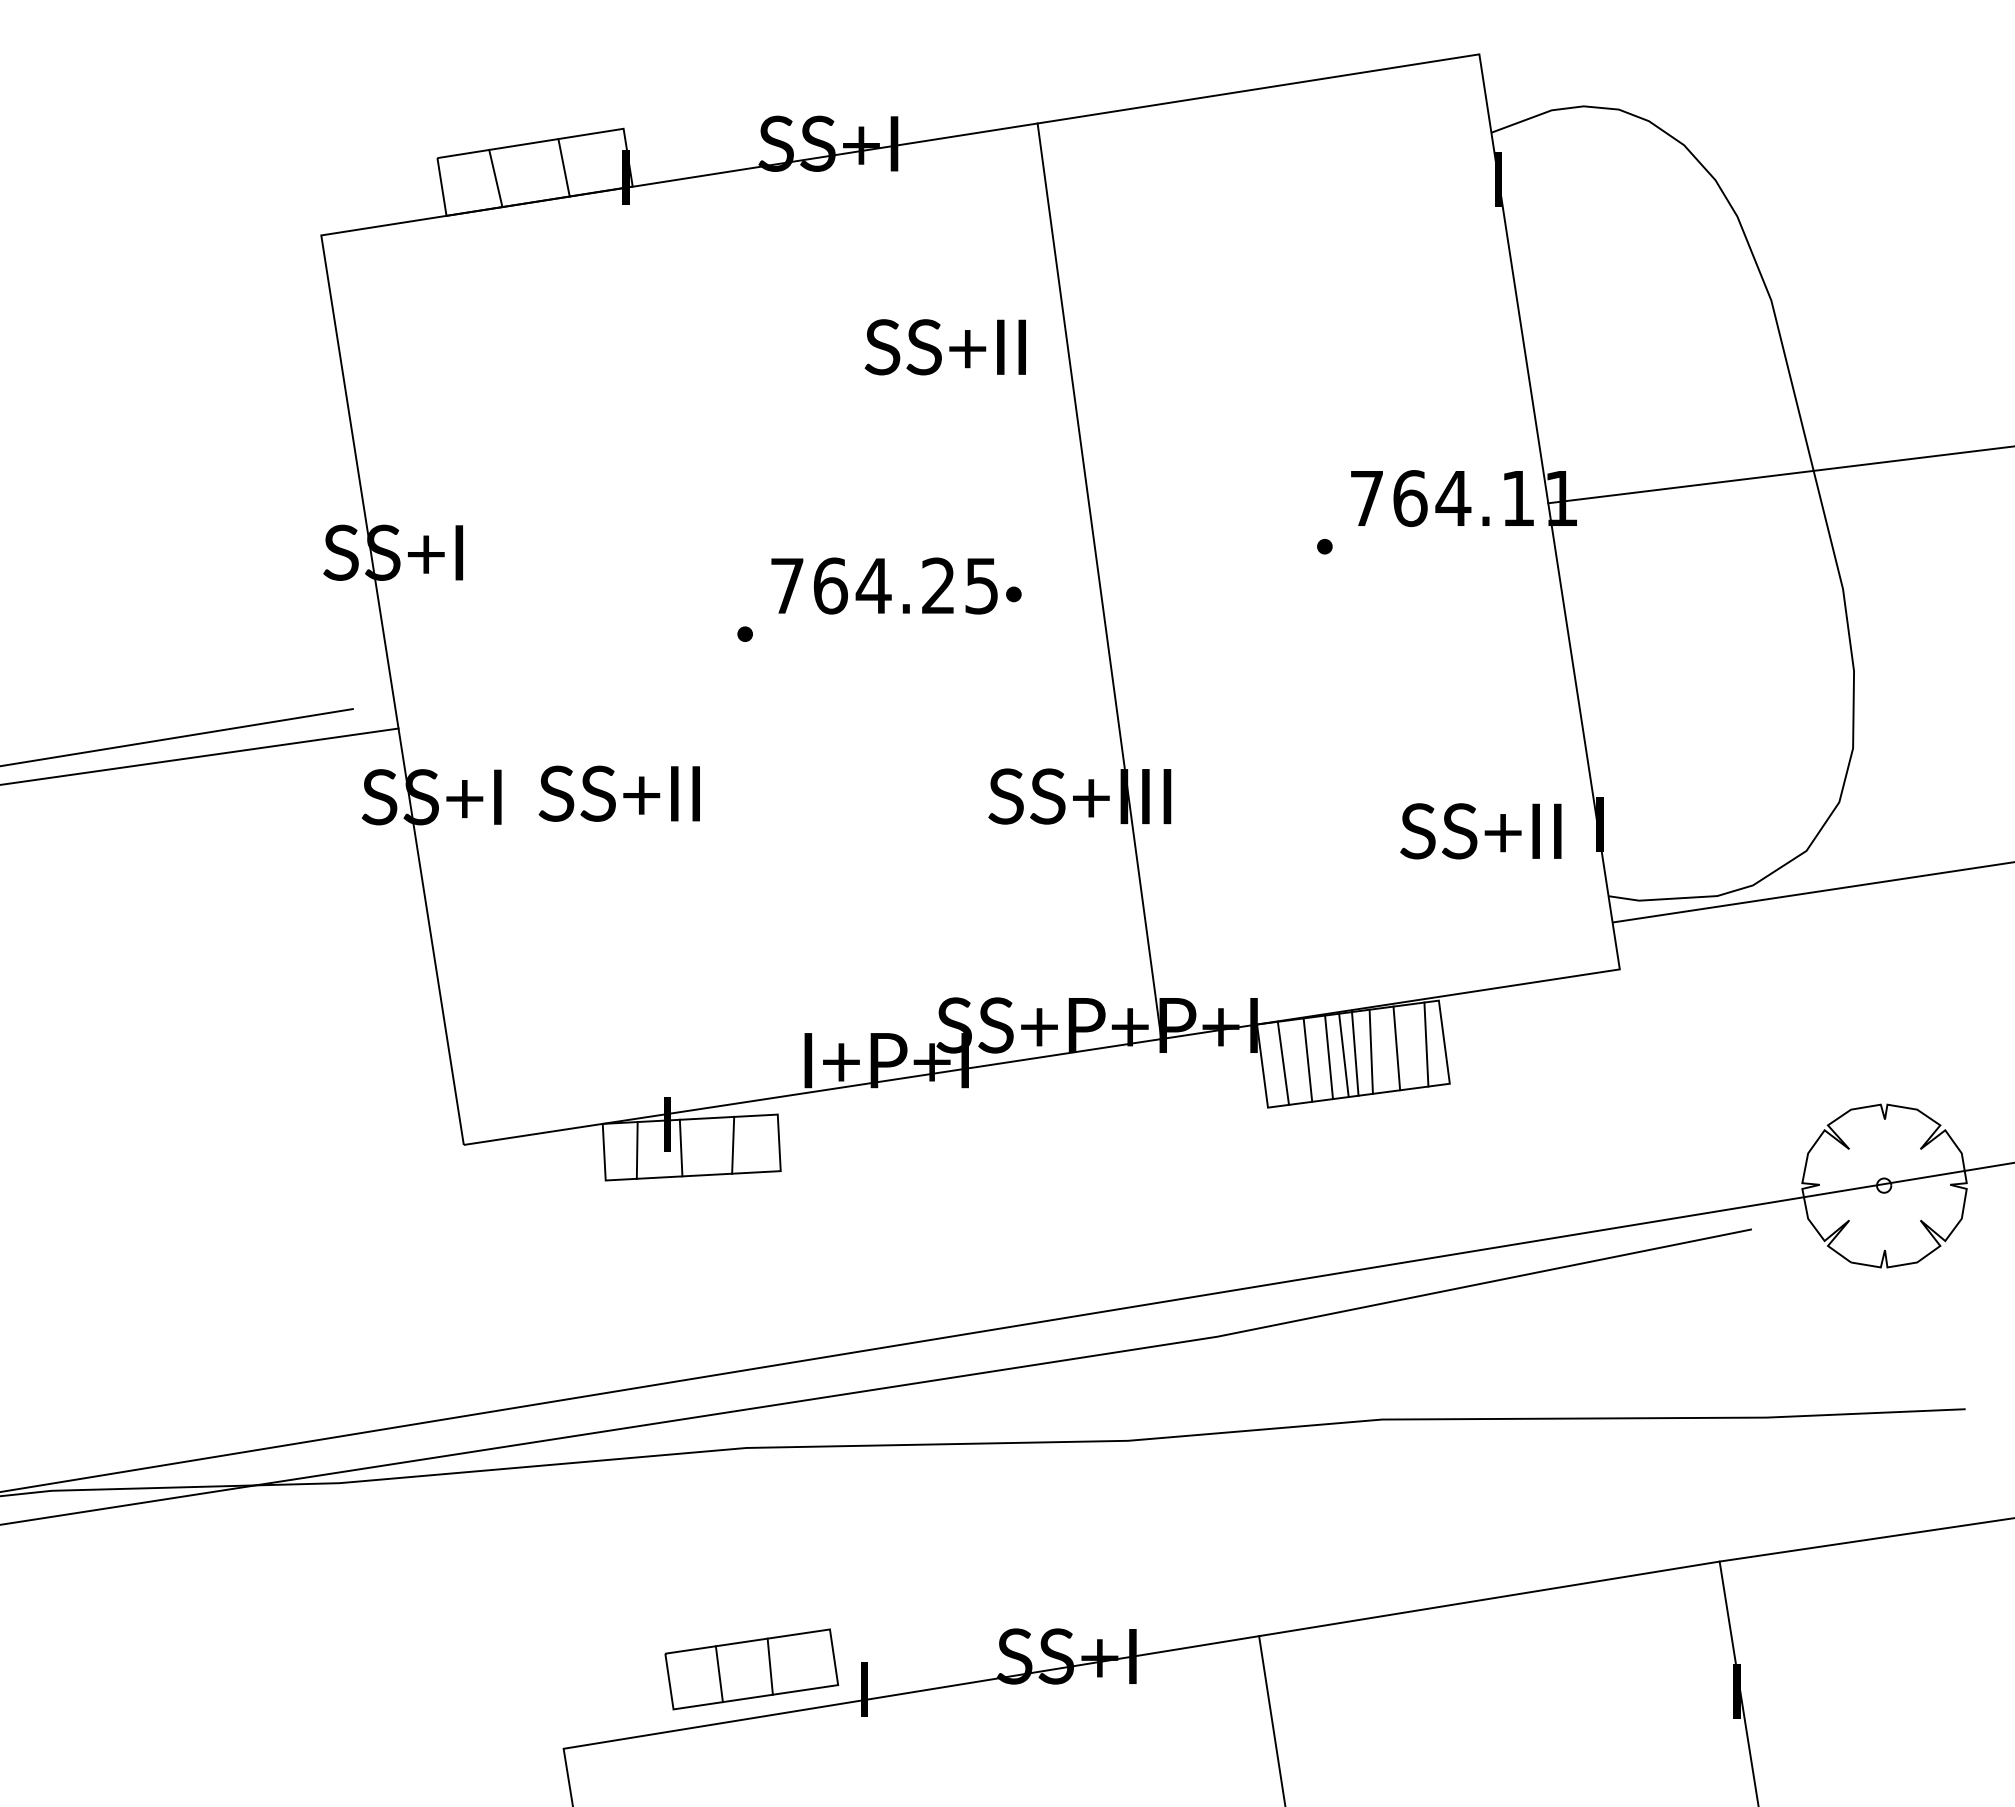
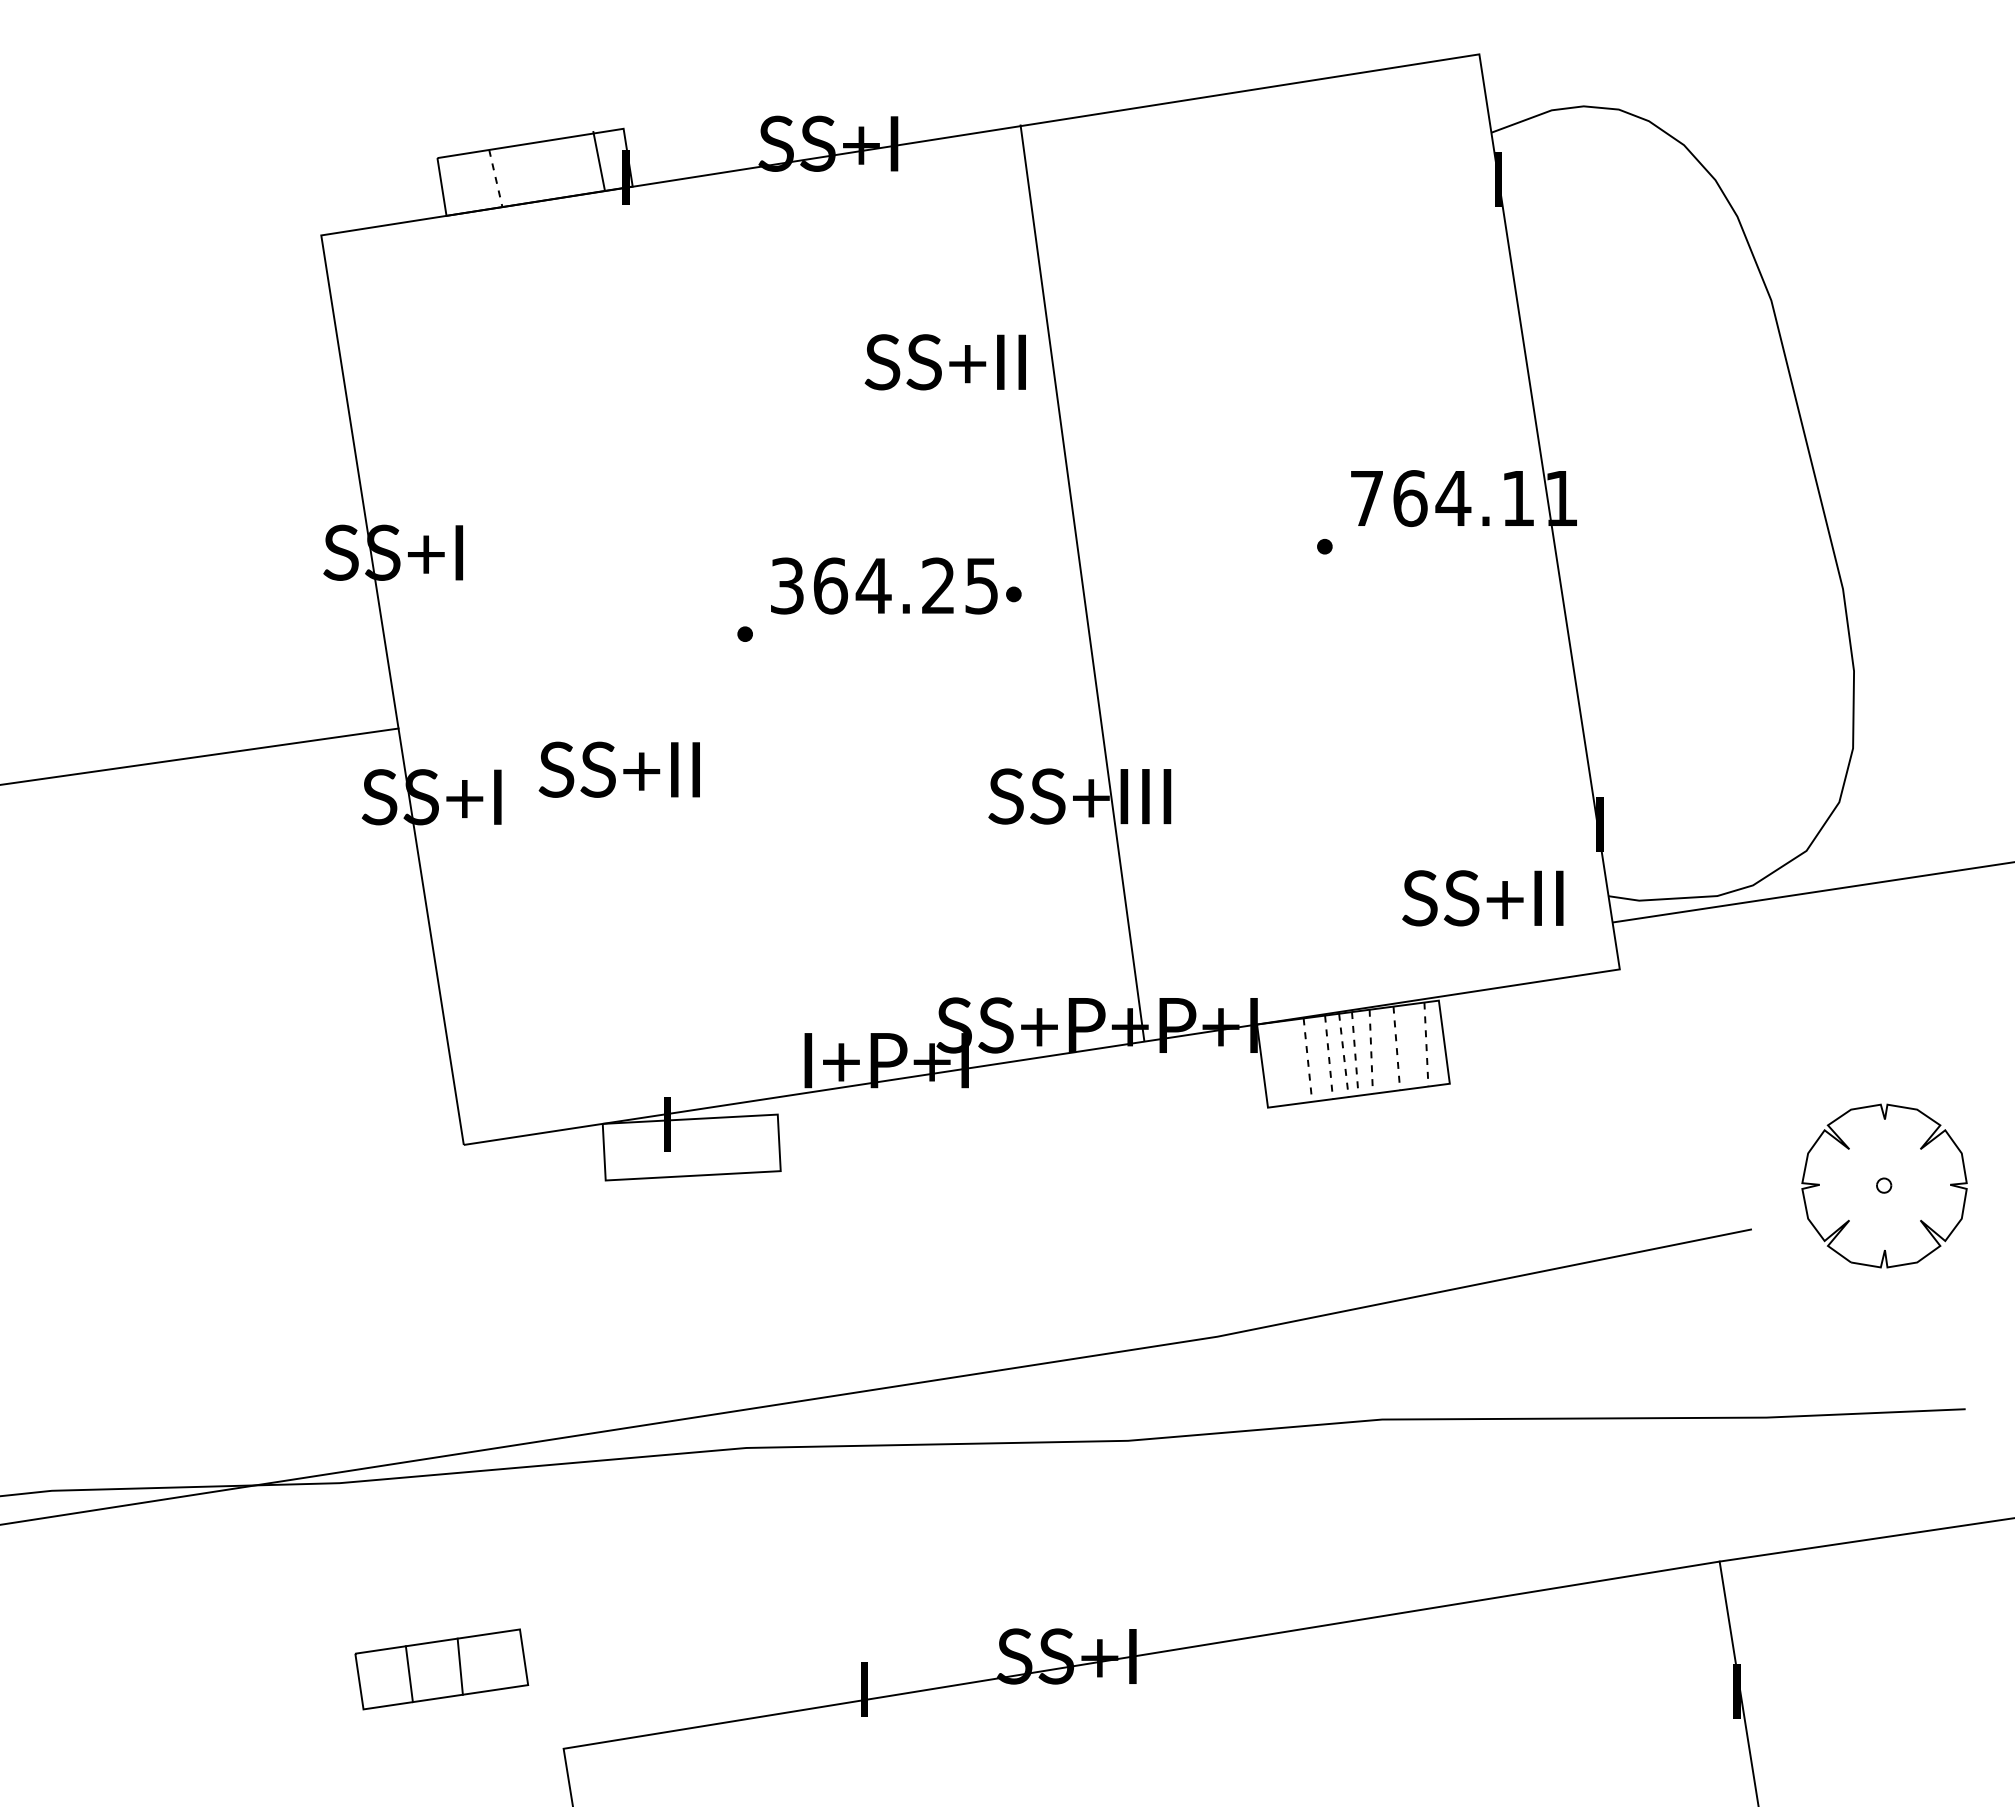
line position: (563, 167) -> (598, 160) (598, 160)
line: solid -> dashed (495, 178)
text position: (944, 347) -> (944, 362) (944, 362)
line: present -> none (1779, 474)
line position: (1099, 581) -> (1082, 583) (1082, 583)
text: 764.25 -> 364.25 (787, 585)
line: present -> none (177, 737)
text position: (618, 793) -> (618, 769) (618, 769)
text position: (1480, 831) -> (1482, 898) (1482, 898)
line: solid -> dashed (1426, 1045)
line: solid -> dashed (1396, 1048)
line: solid -> dashed (1371, 1052)
line: solid -> dashed (1355, 1053)
line: solid -> dashed (1343, 1055)
line: solid -> dashed (1329, 1057)
line: solid -> dashed (1307, 1060)
line: present -> none (1283, 1062)
line: present -> none (733, 1144)
line: present -> none (680, 1147)
line: present -> none (636, 1150)
line: present -> none (1006, 1327)
part position: (751, 1669) -> (441, 1669) (441, 1669)
line: present -> none (1271, 1719)
